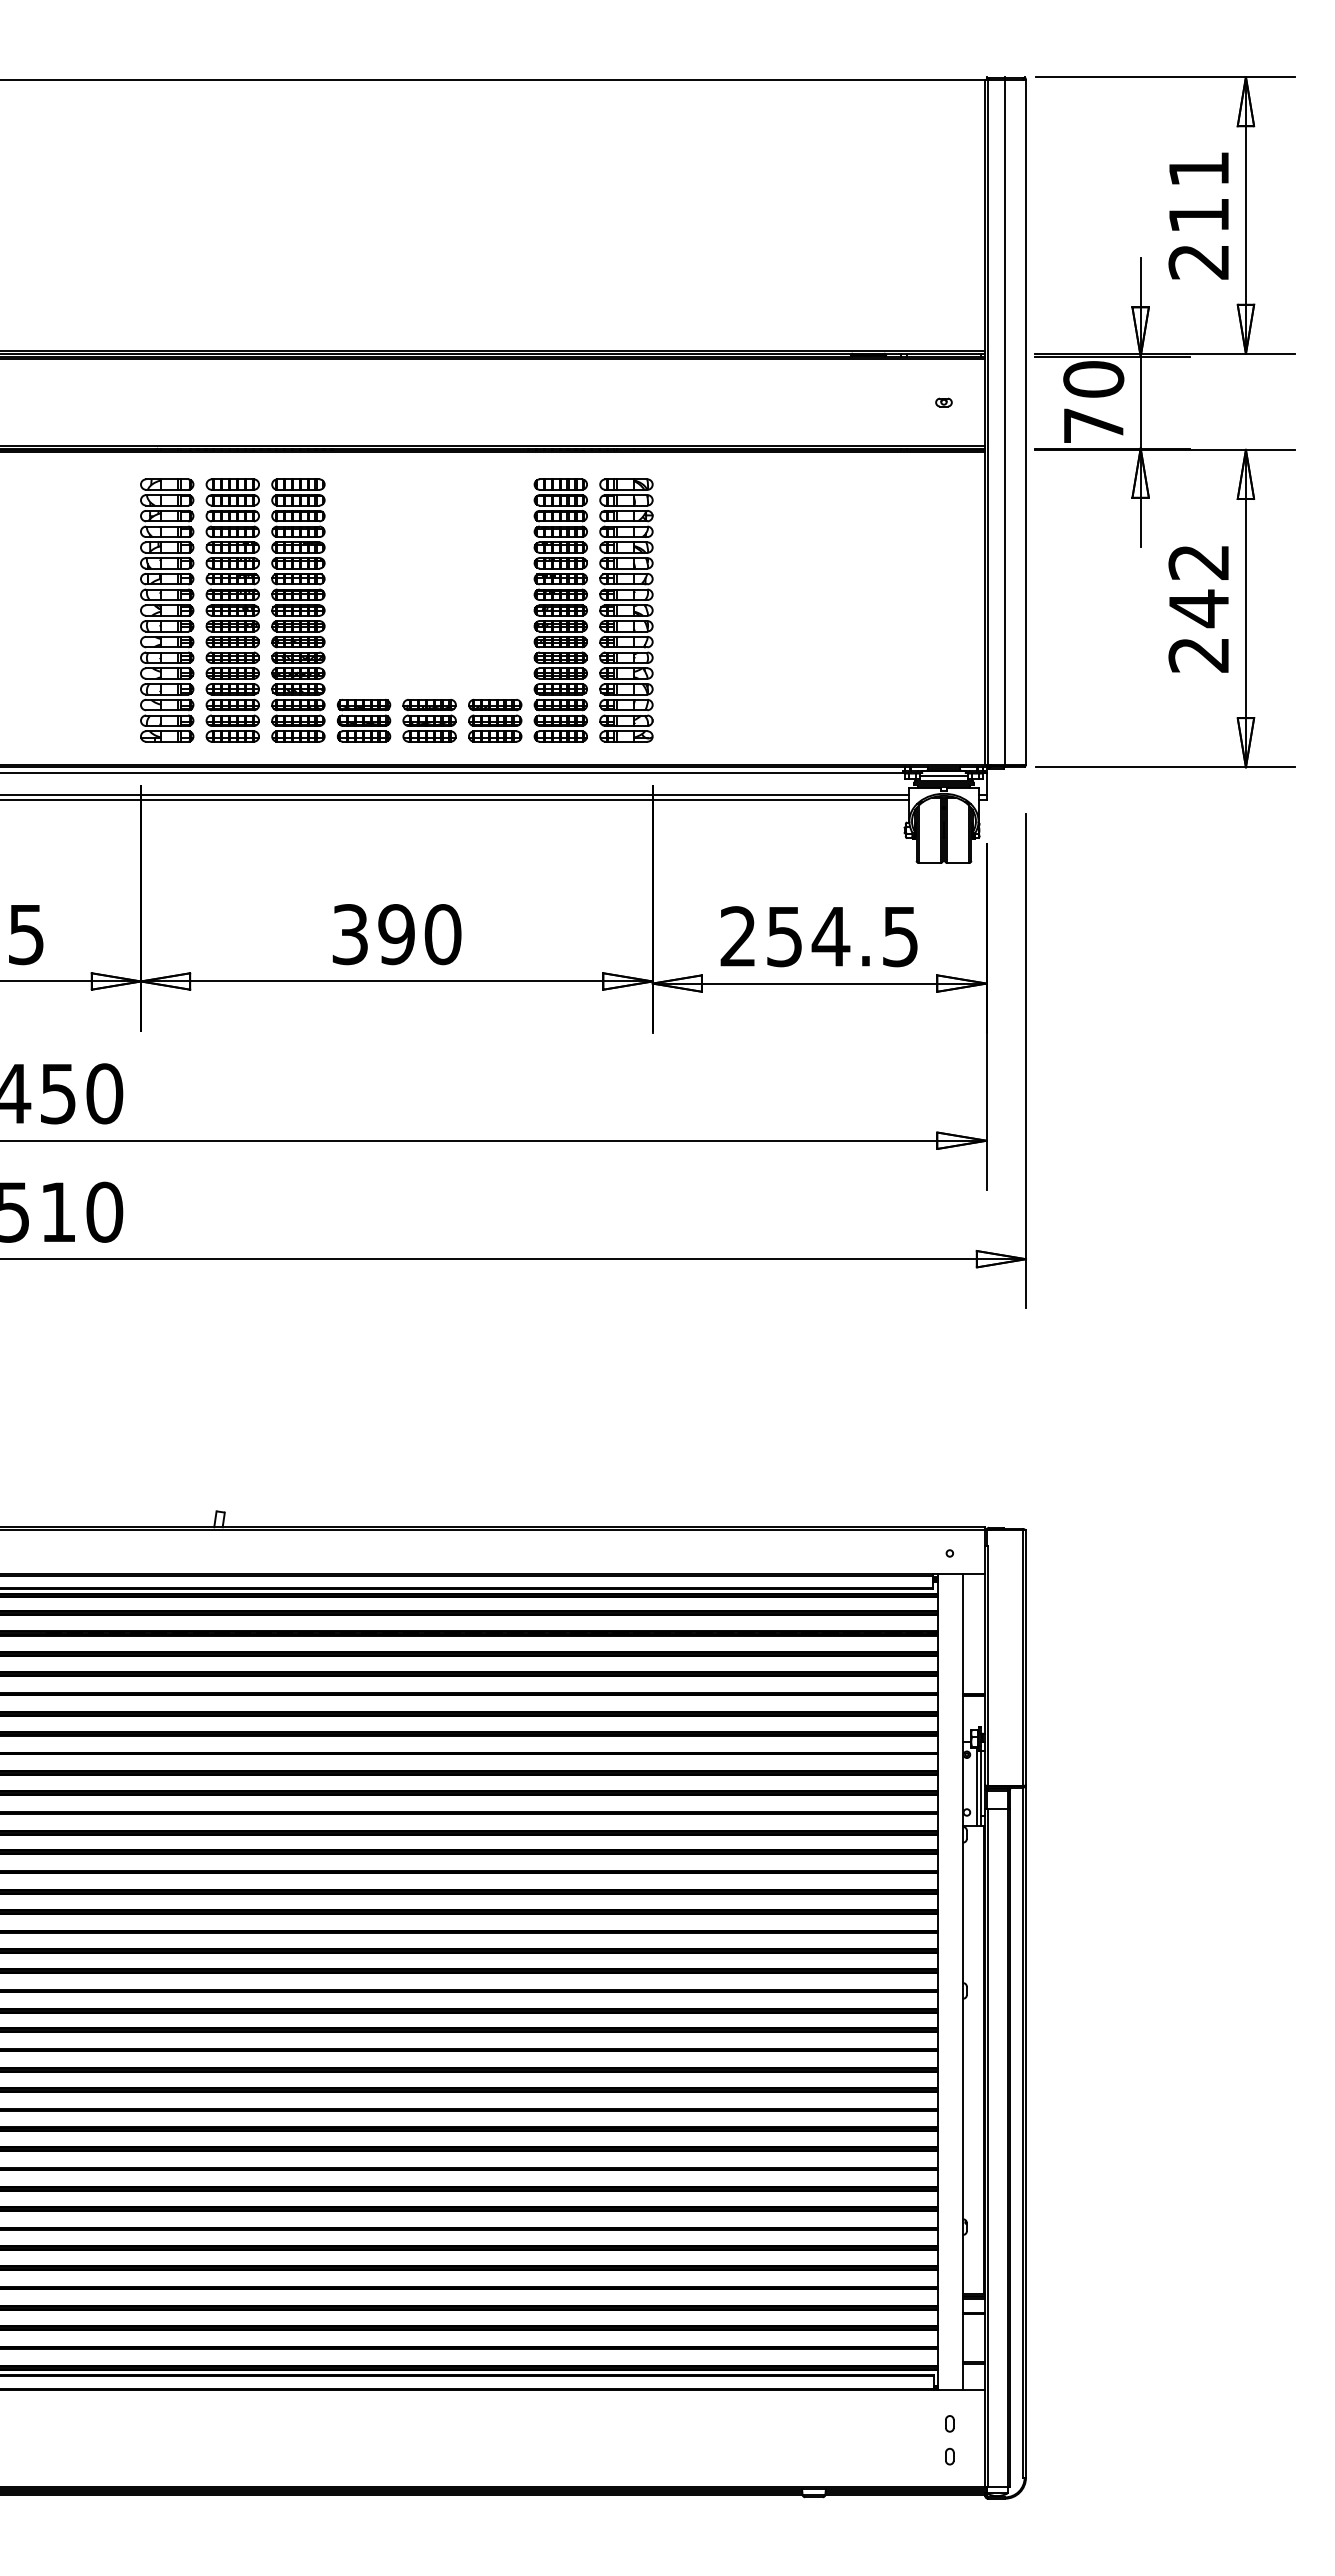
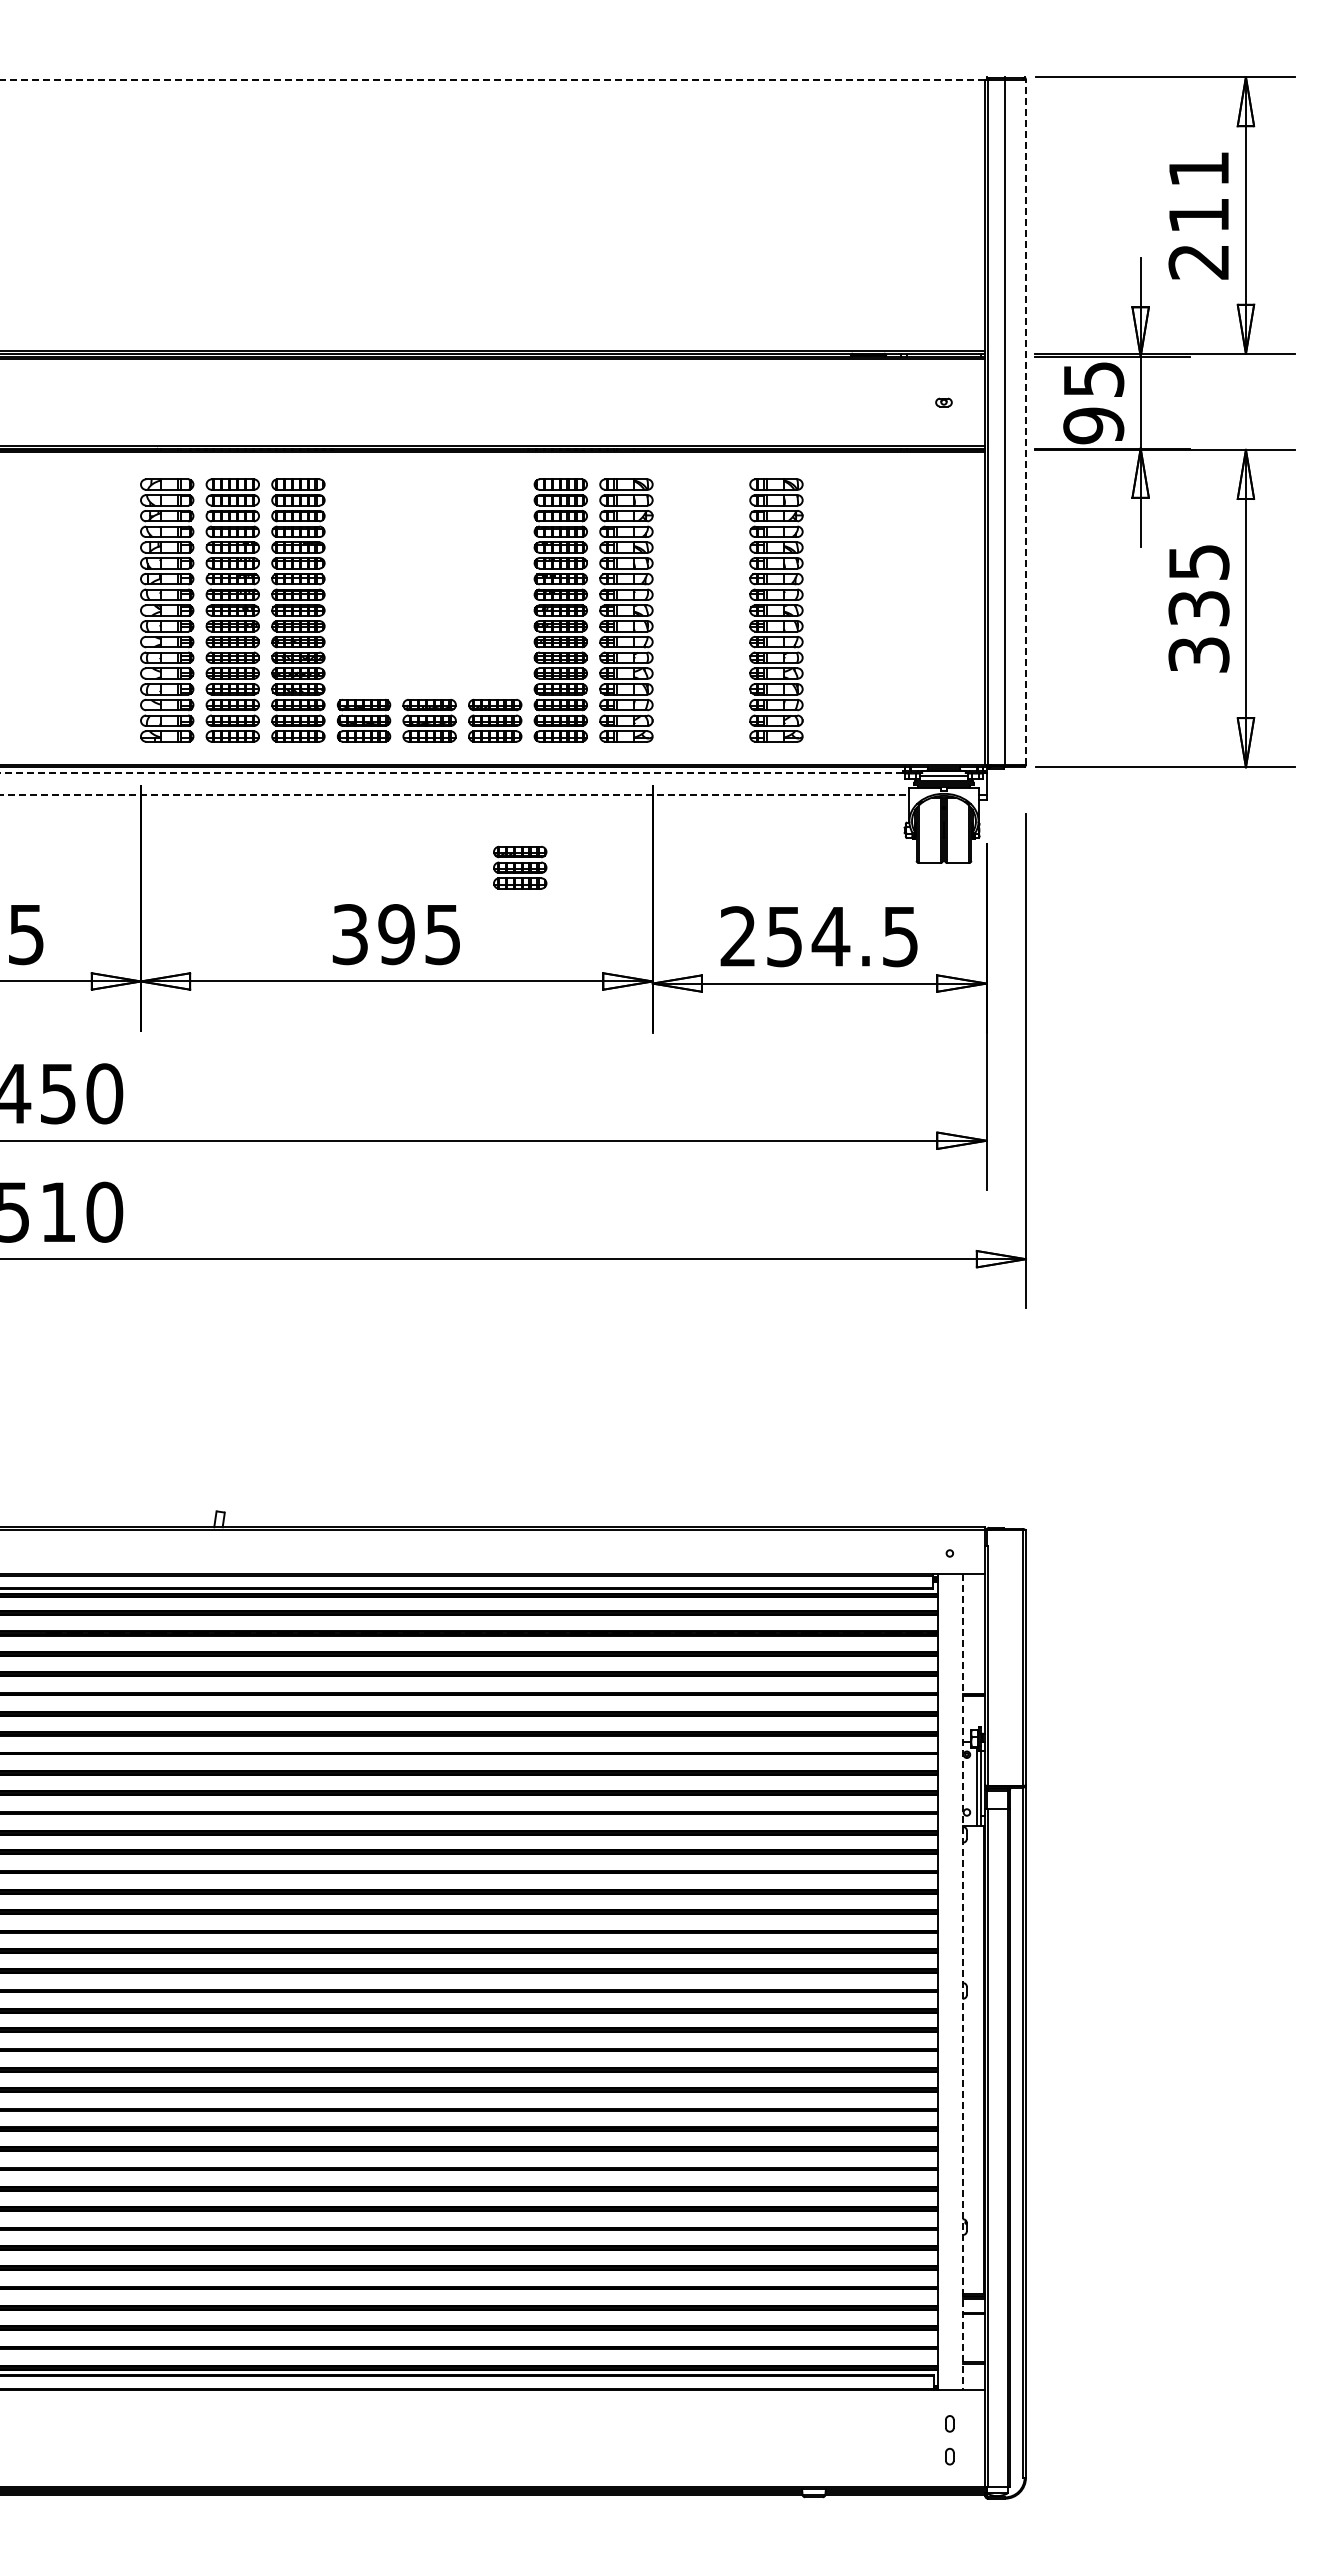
line: solid -> dashed (492, 79)
text: 70 -> 95 (1093, 402)
line: solid -> dashed (1025, 421)
text: 242 -> 335 (1198, 608)
part: none -> present (776, 610)
line: solid -> dashed (451, 772)
line: solid -> dashed (455, 794)
line: present -> none (455, 800)
part: none -> present (520, 867)
text: 390 -> 395 (442, 934)
line: solid -> dashed (962, 1982)
